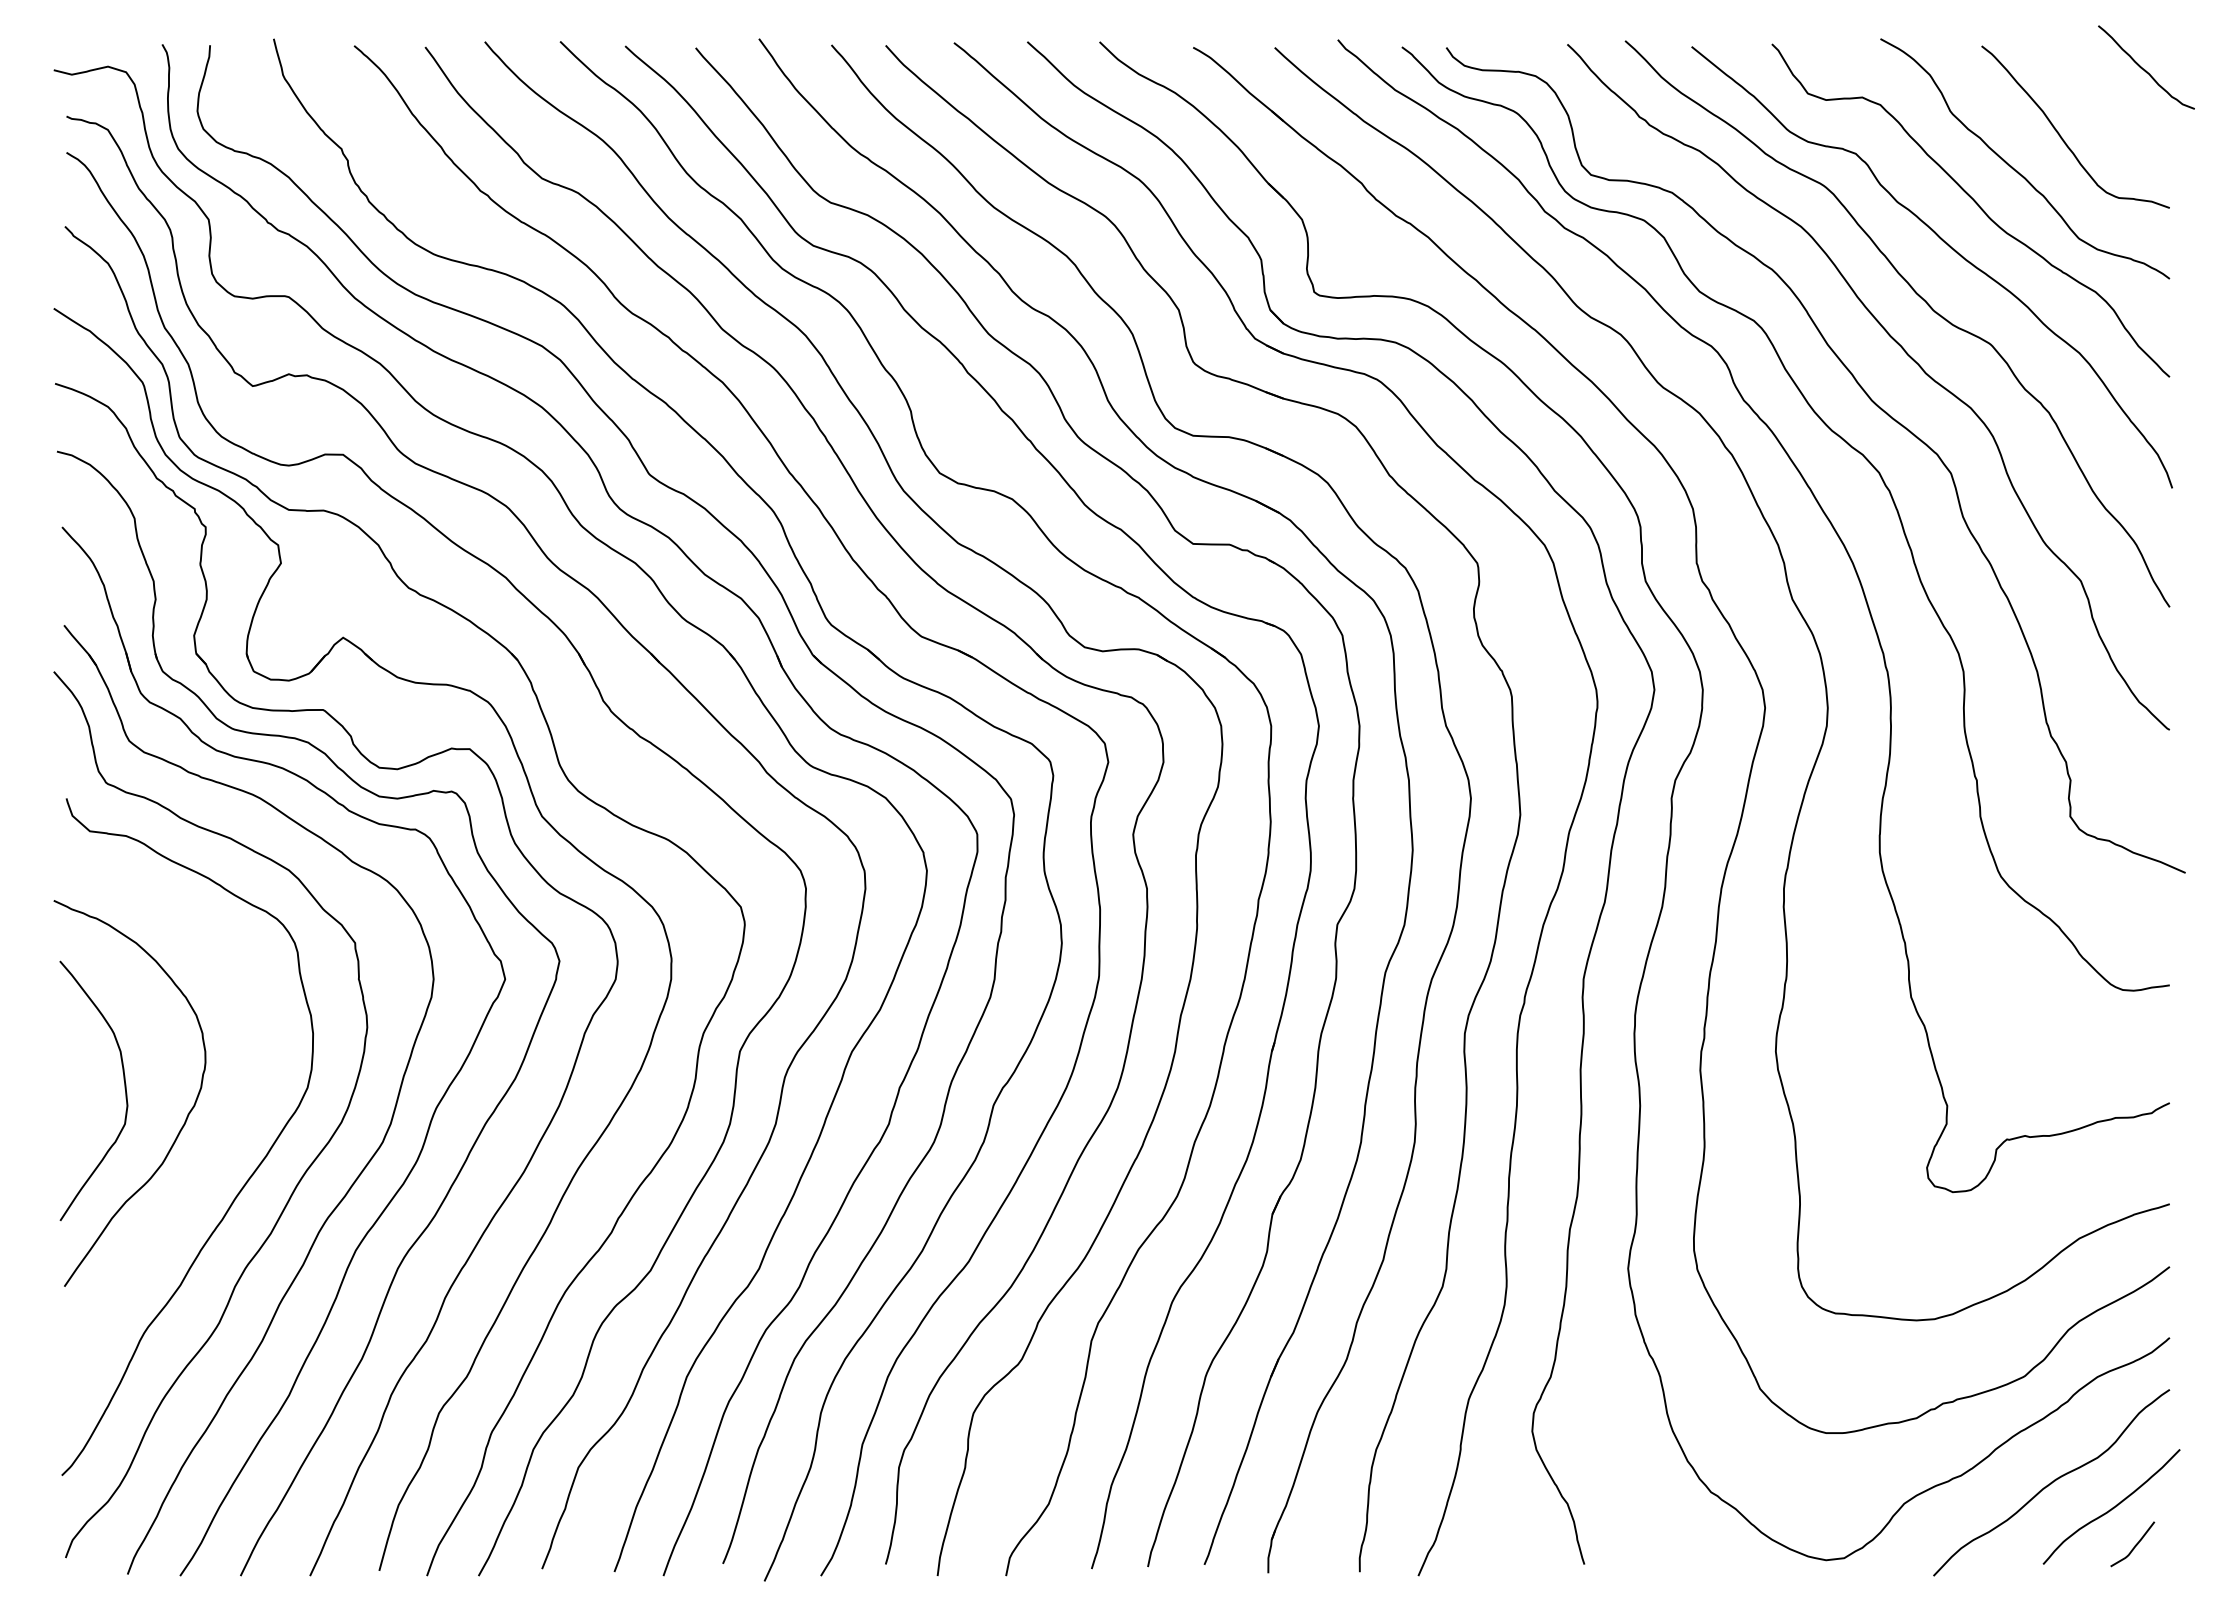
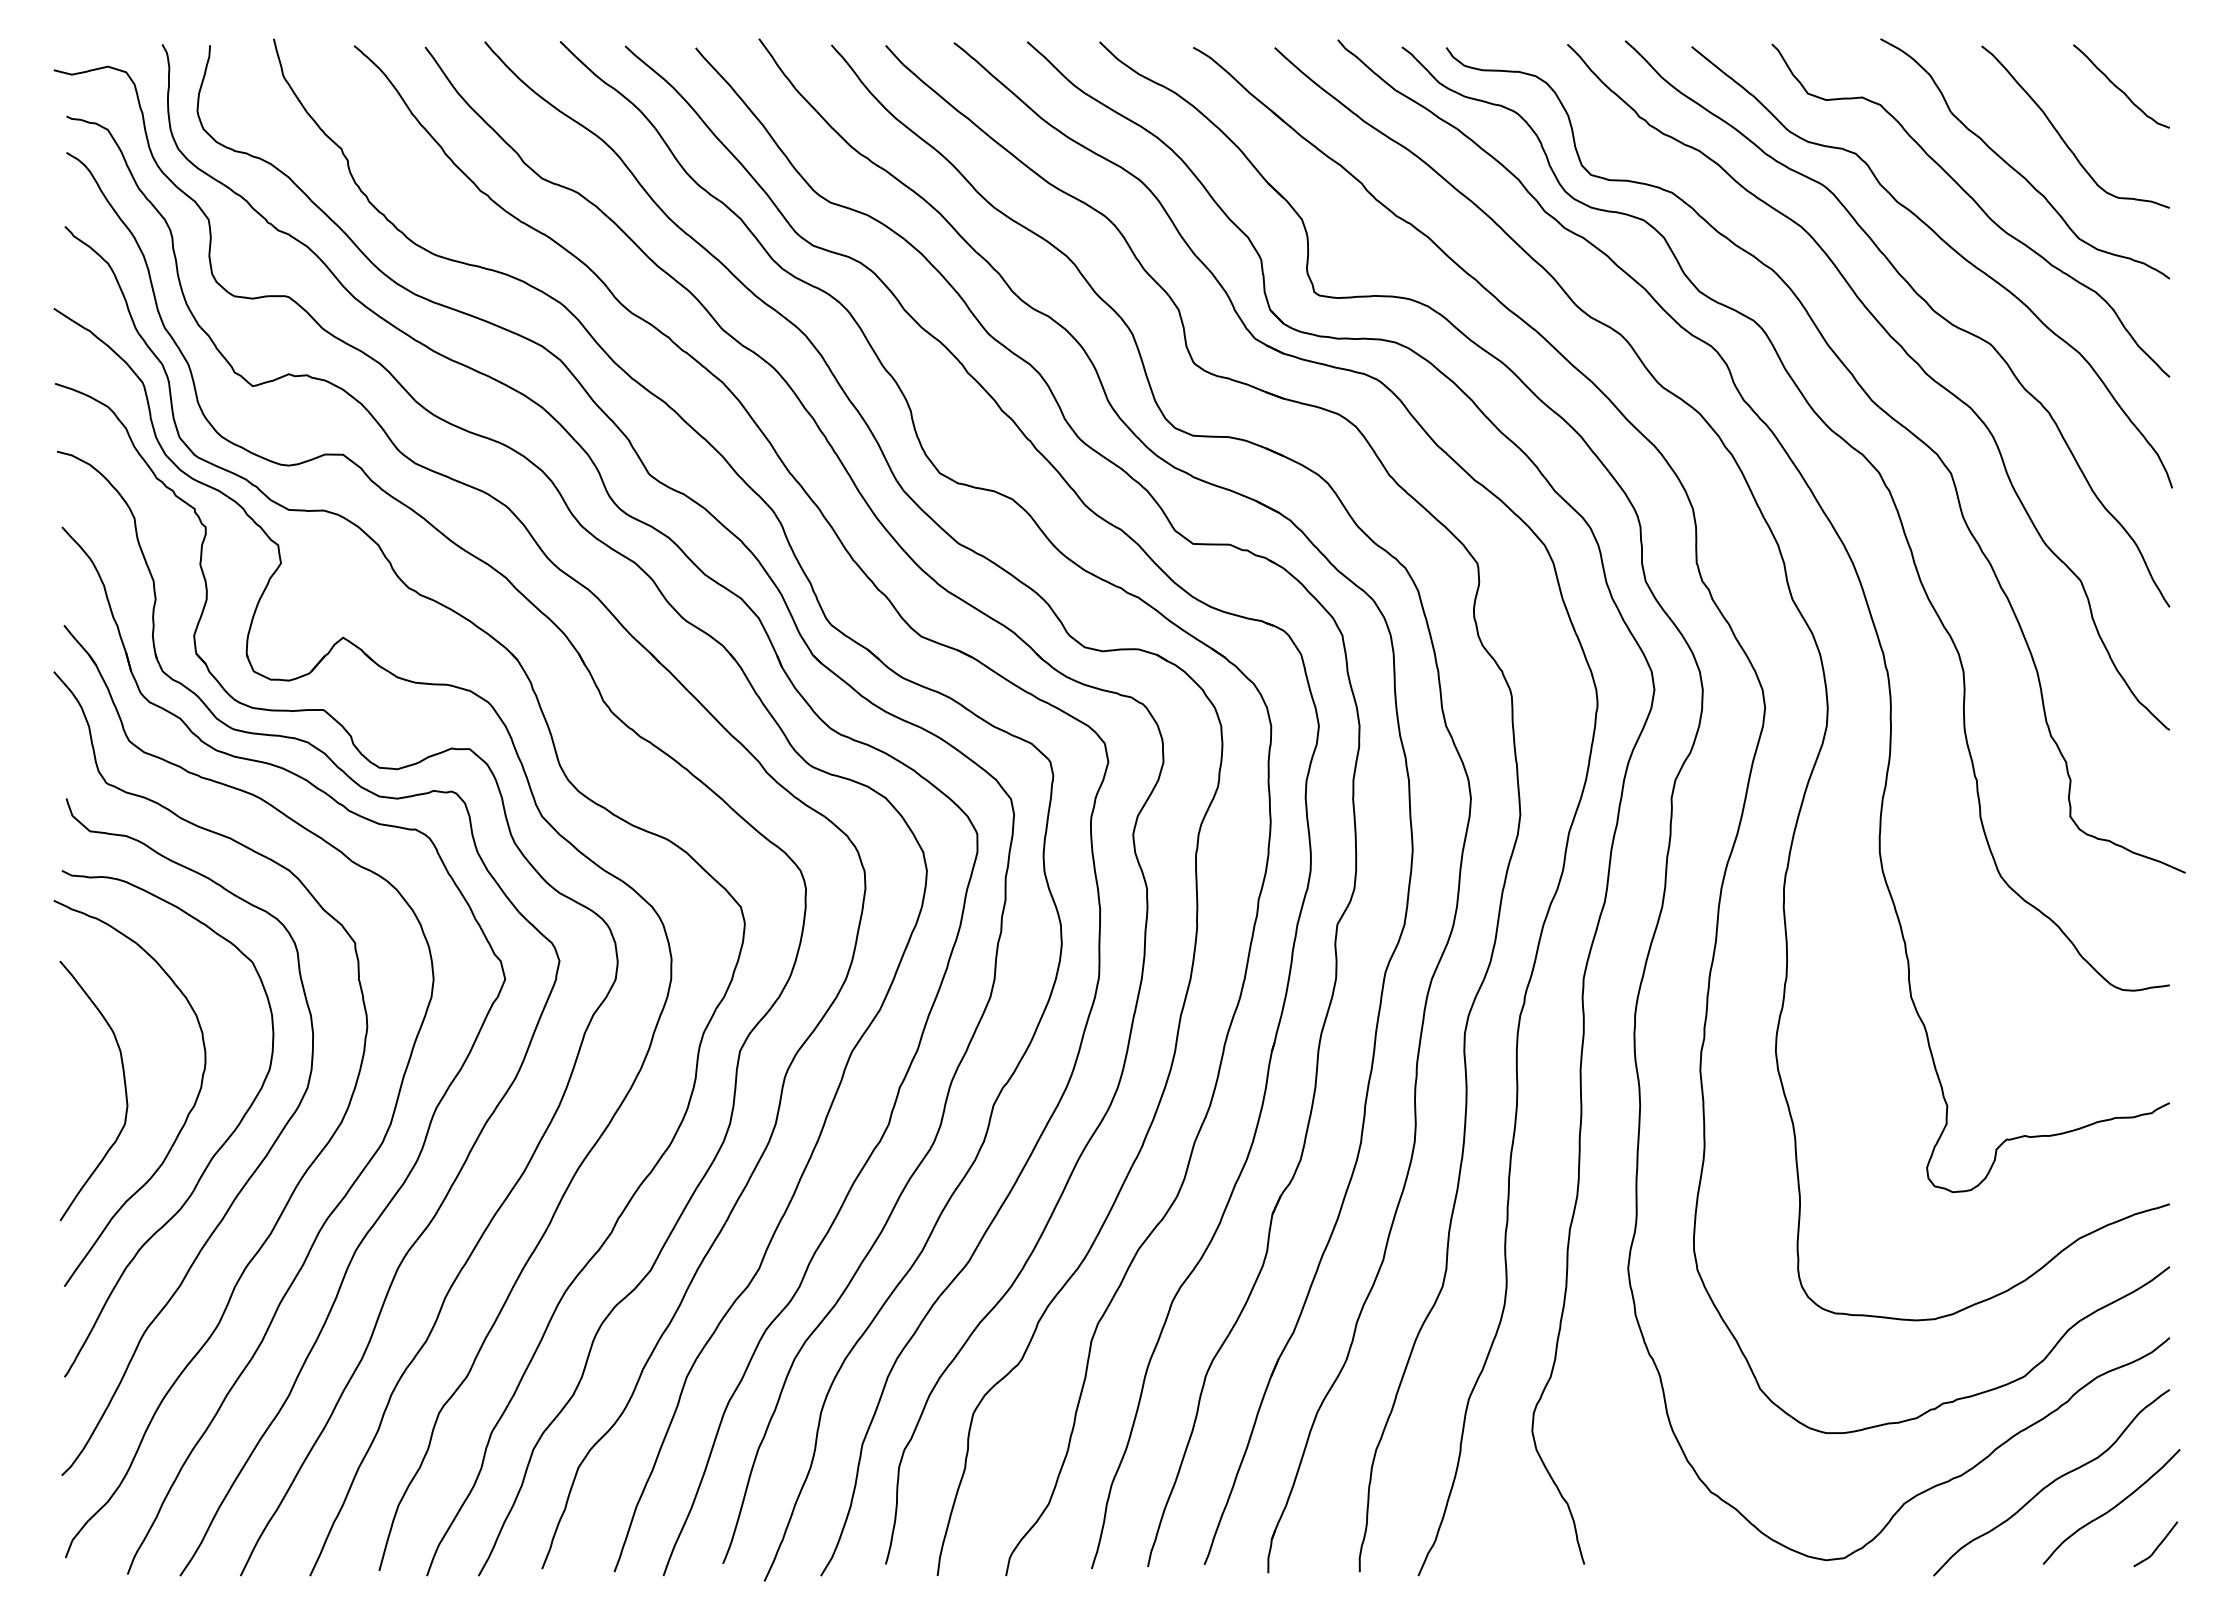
curve position: (2145, 69) -> (2120, 88) (2120, 88)
curve: none -> present (211, 1157)
curve position: (2134, 1545) -> (2157, 1545) (2157, 1545)
